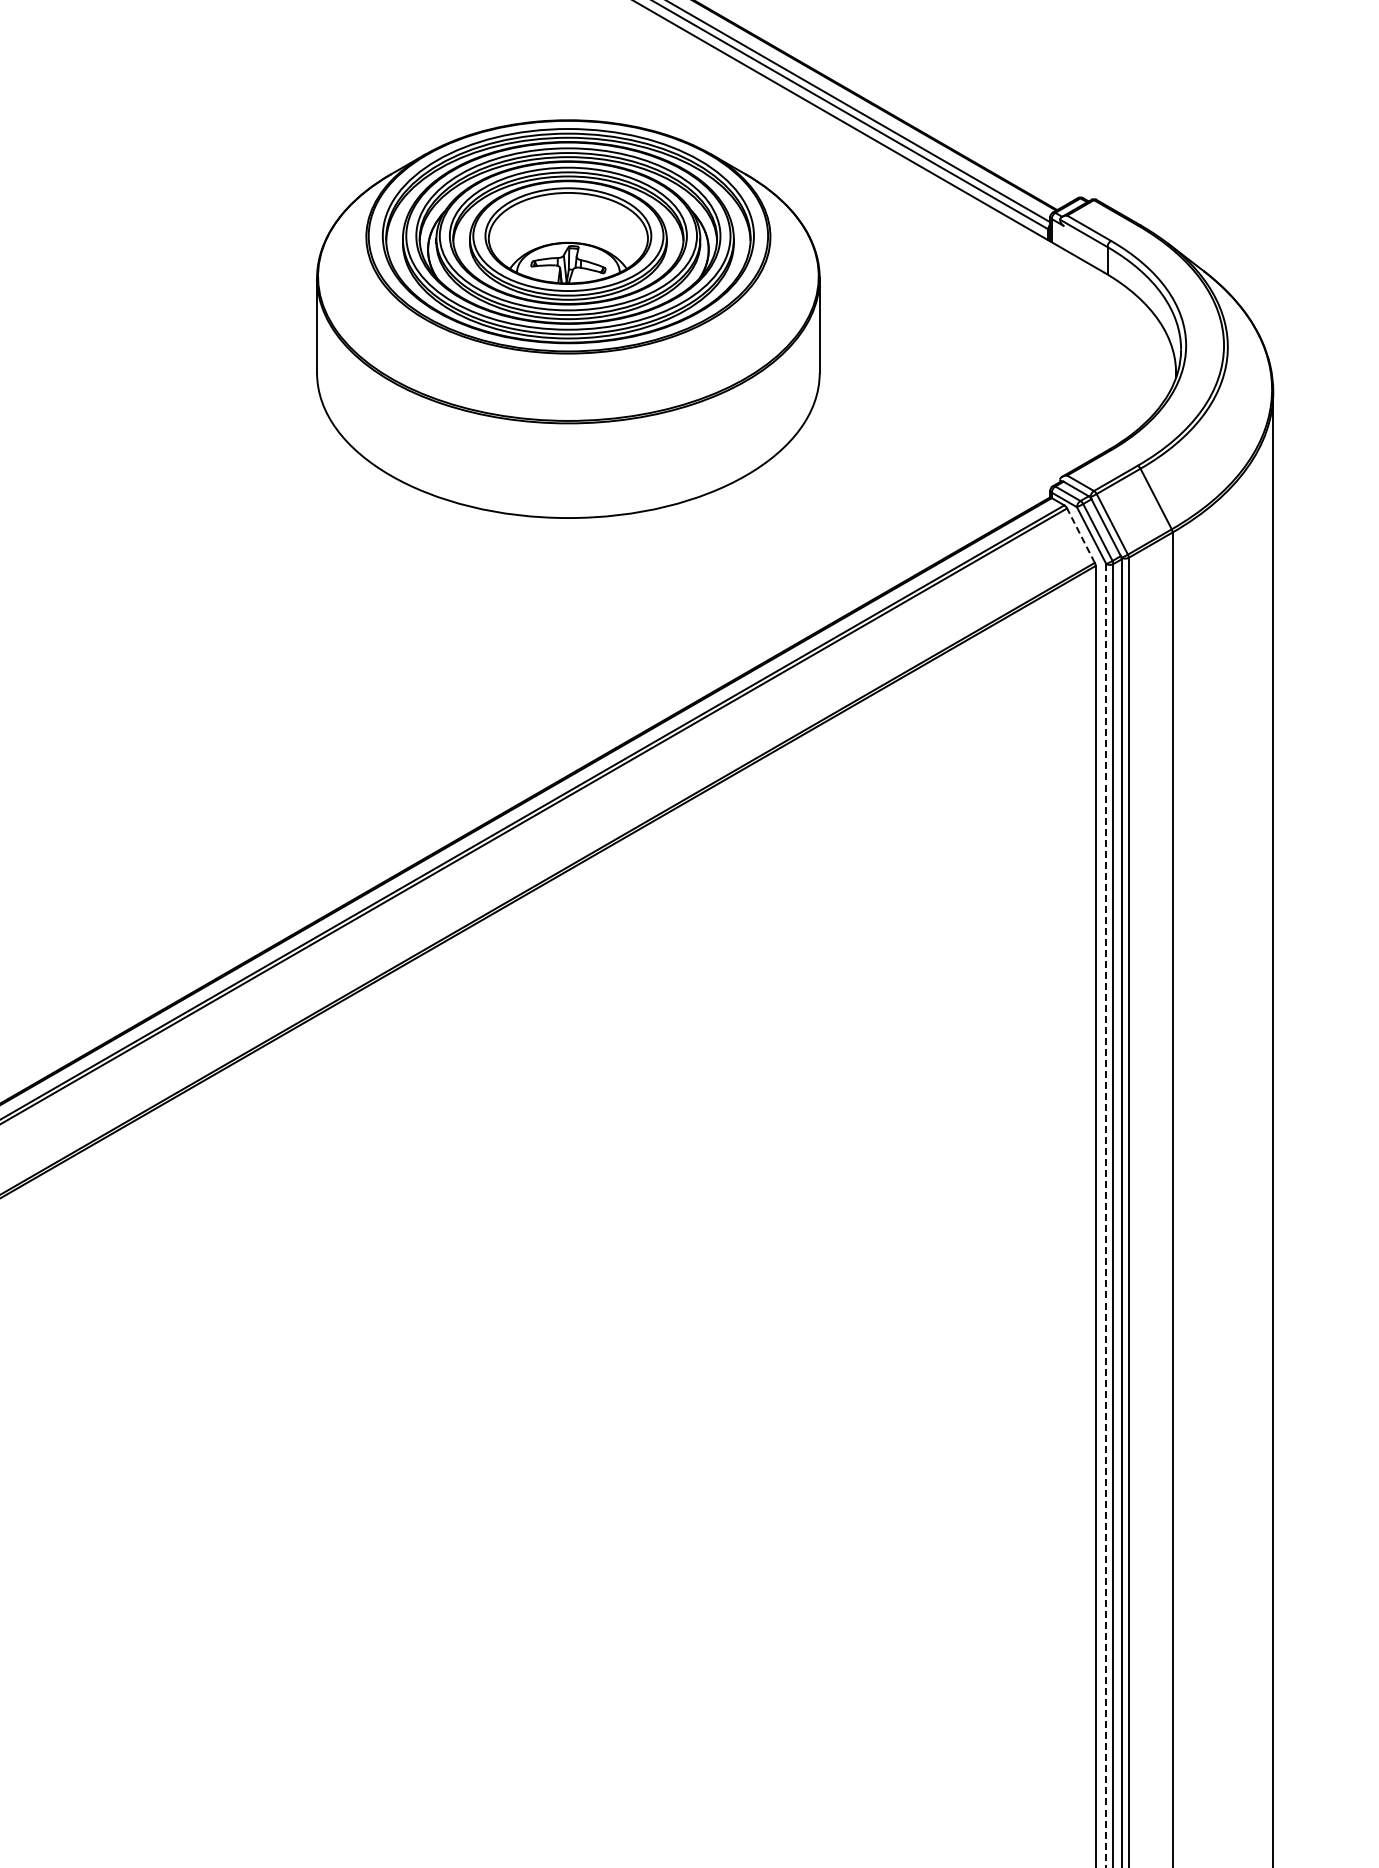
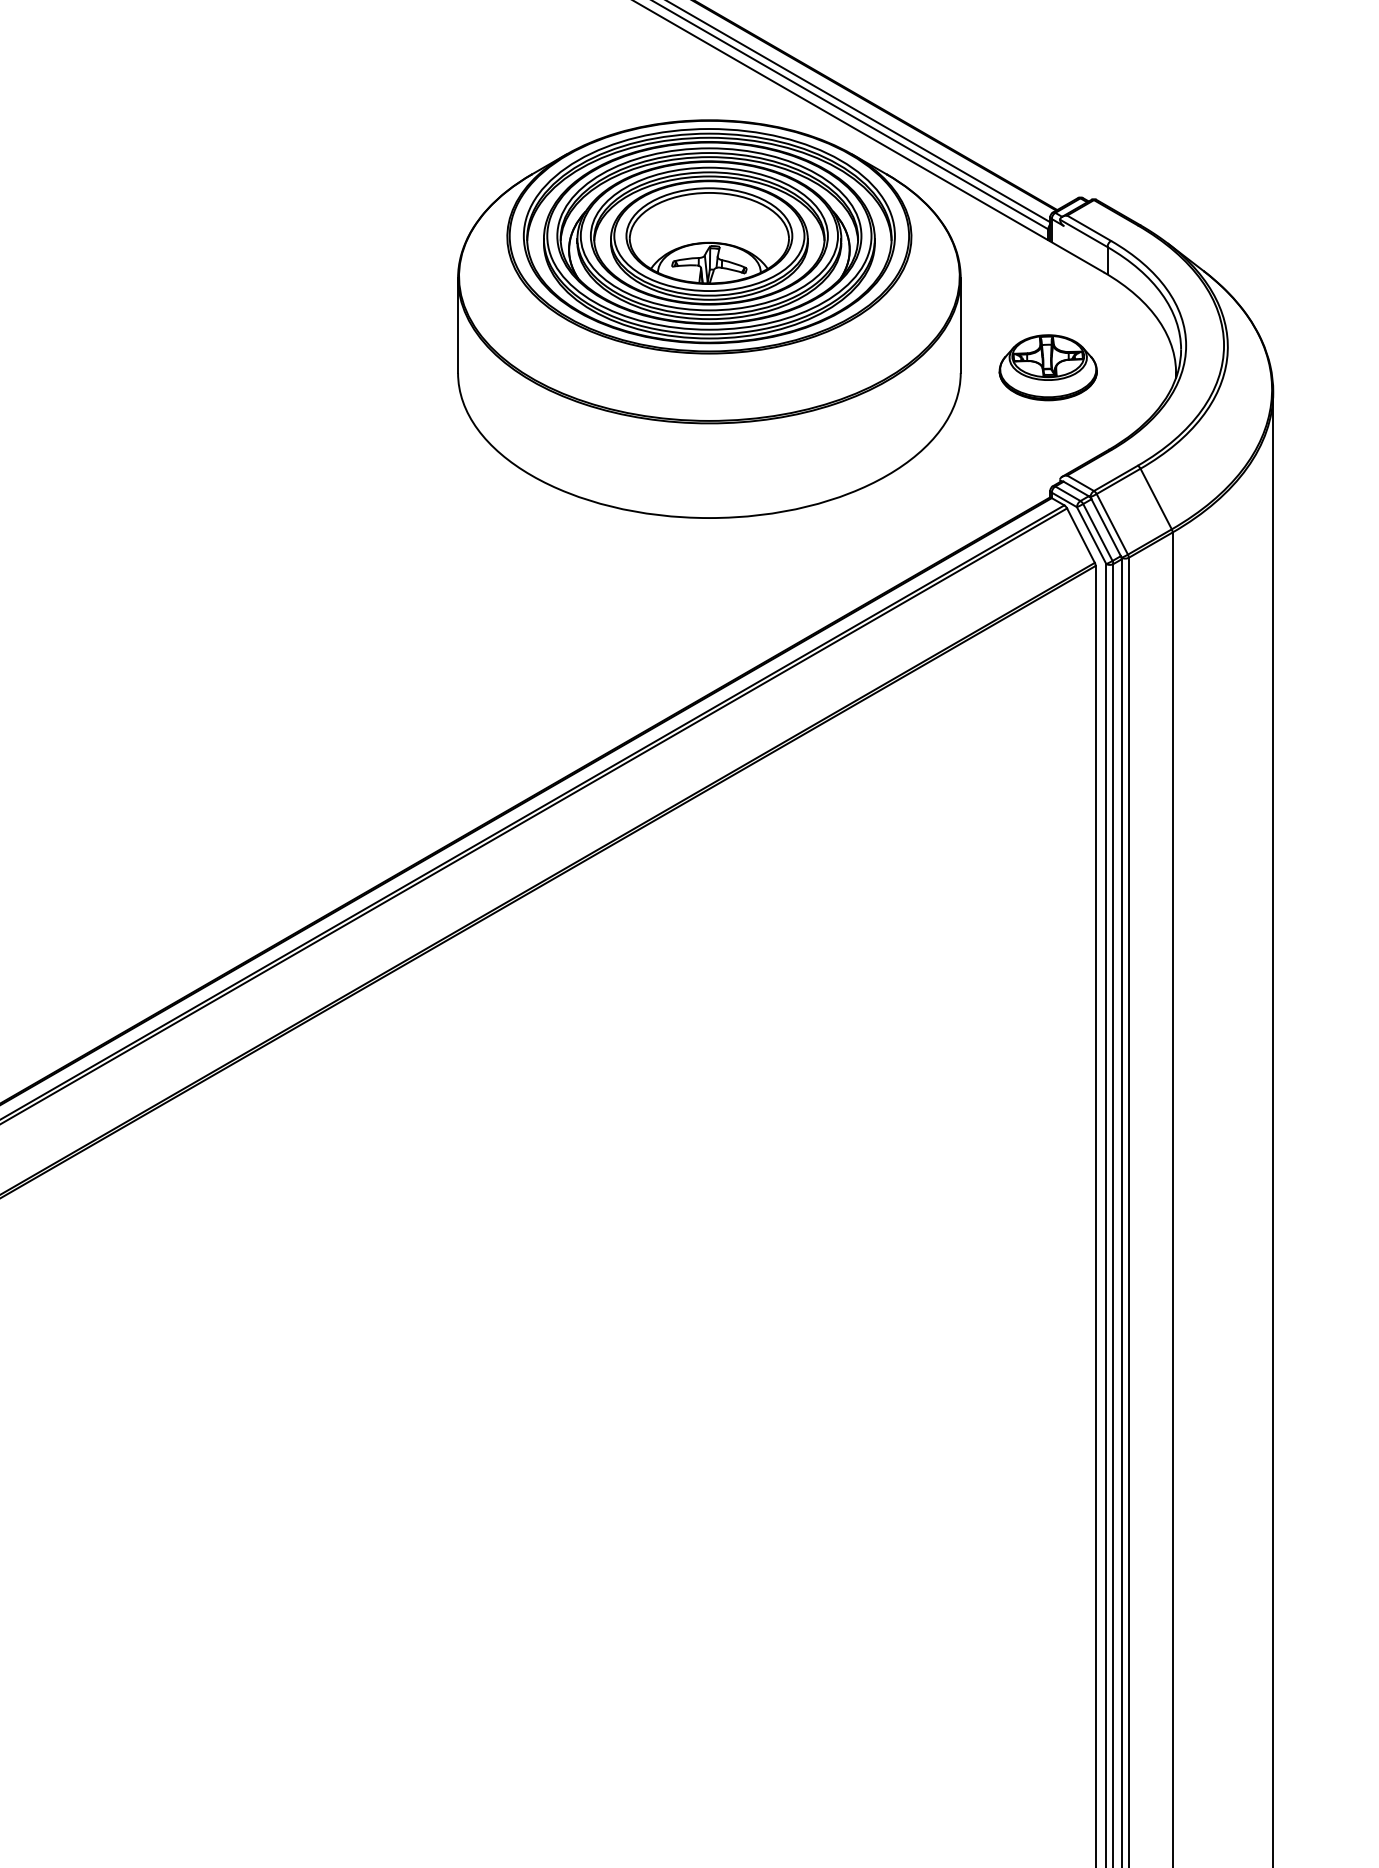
part position: (568, 318) -> (709, 318) (709, 318)
part: none -> present (1047, 367)
line: dashed -> solid (1080, 535)
line: dashed -> solid (1106, 1215)
